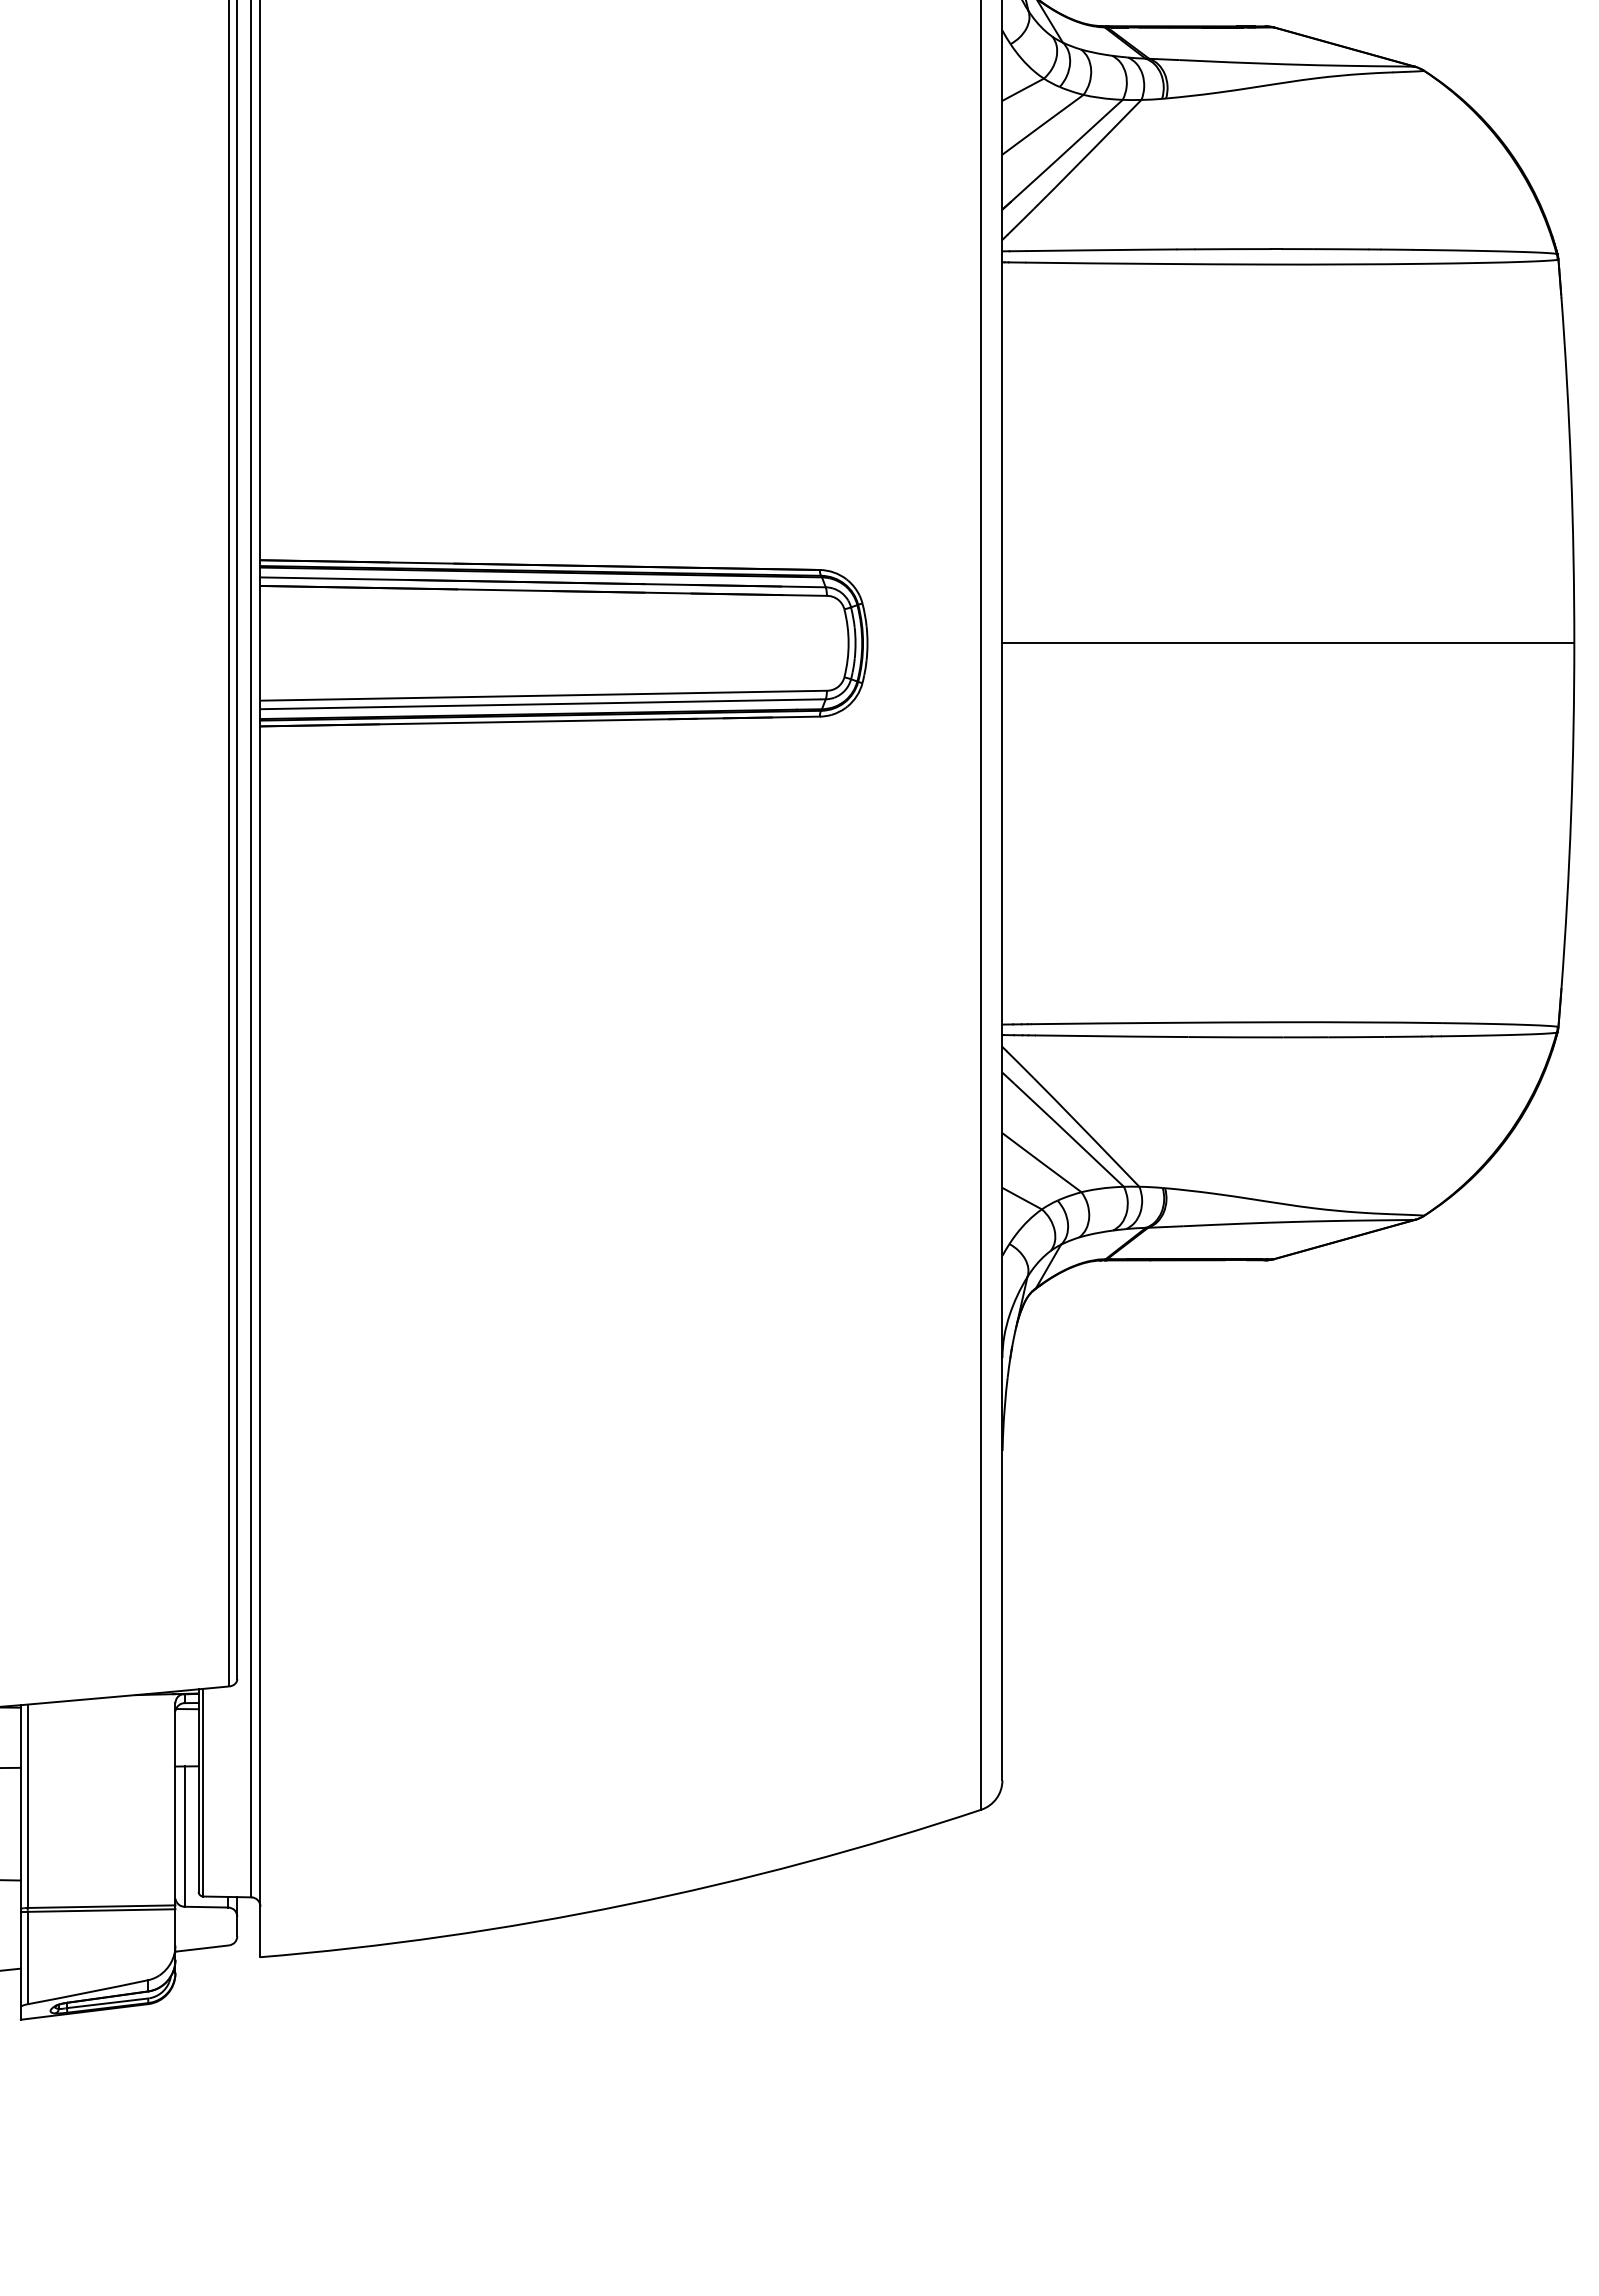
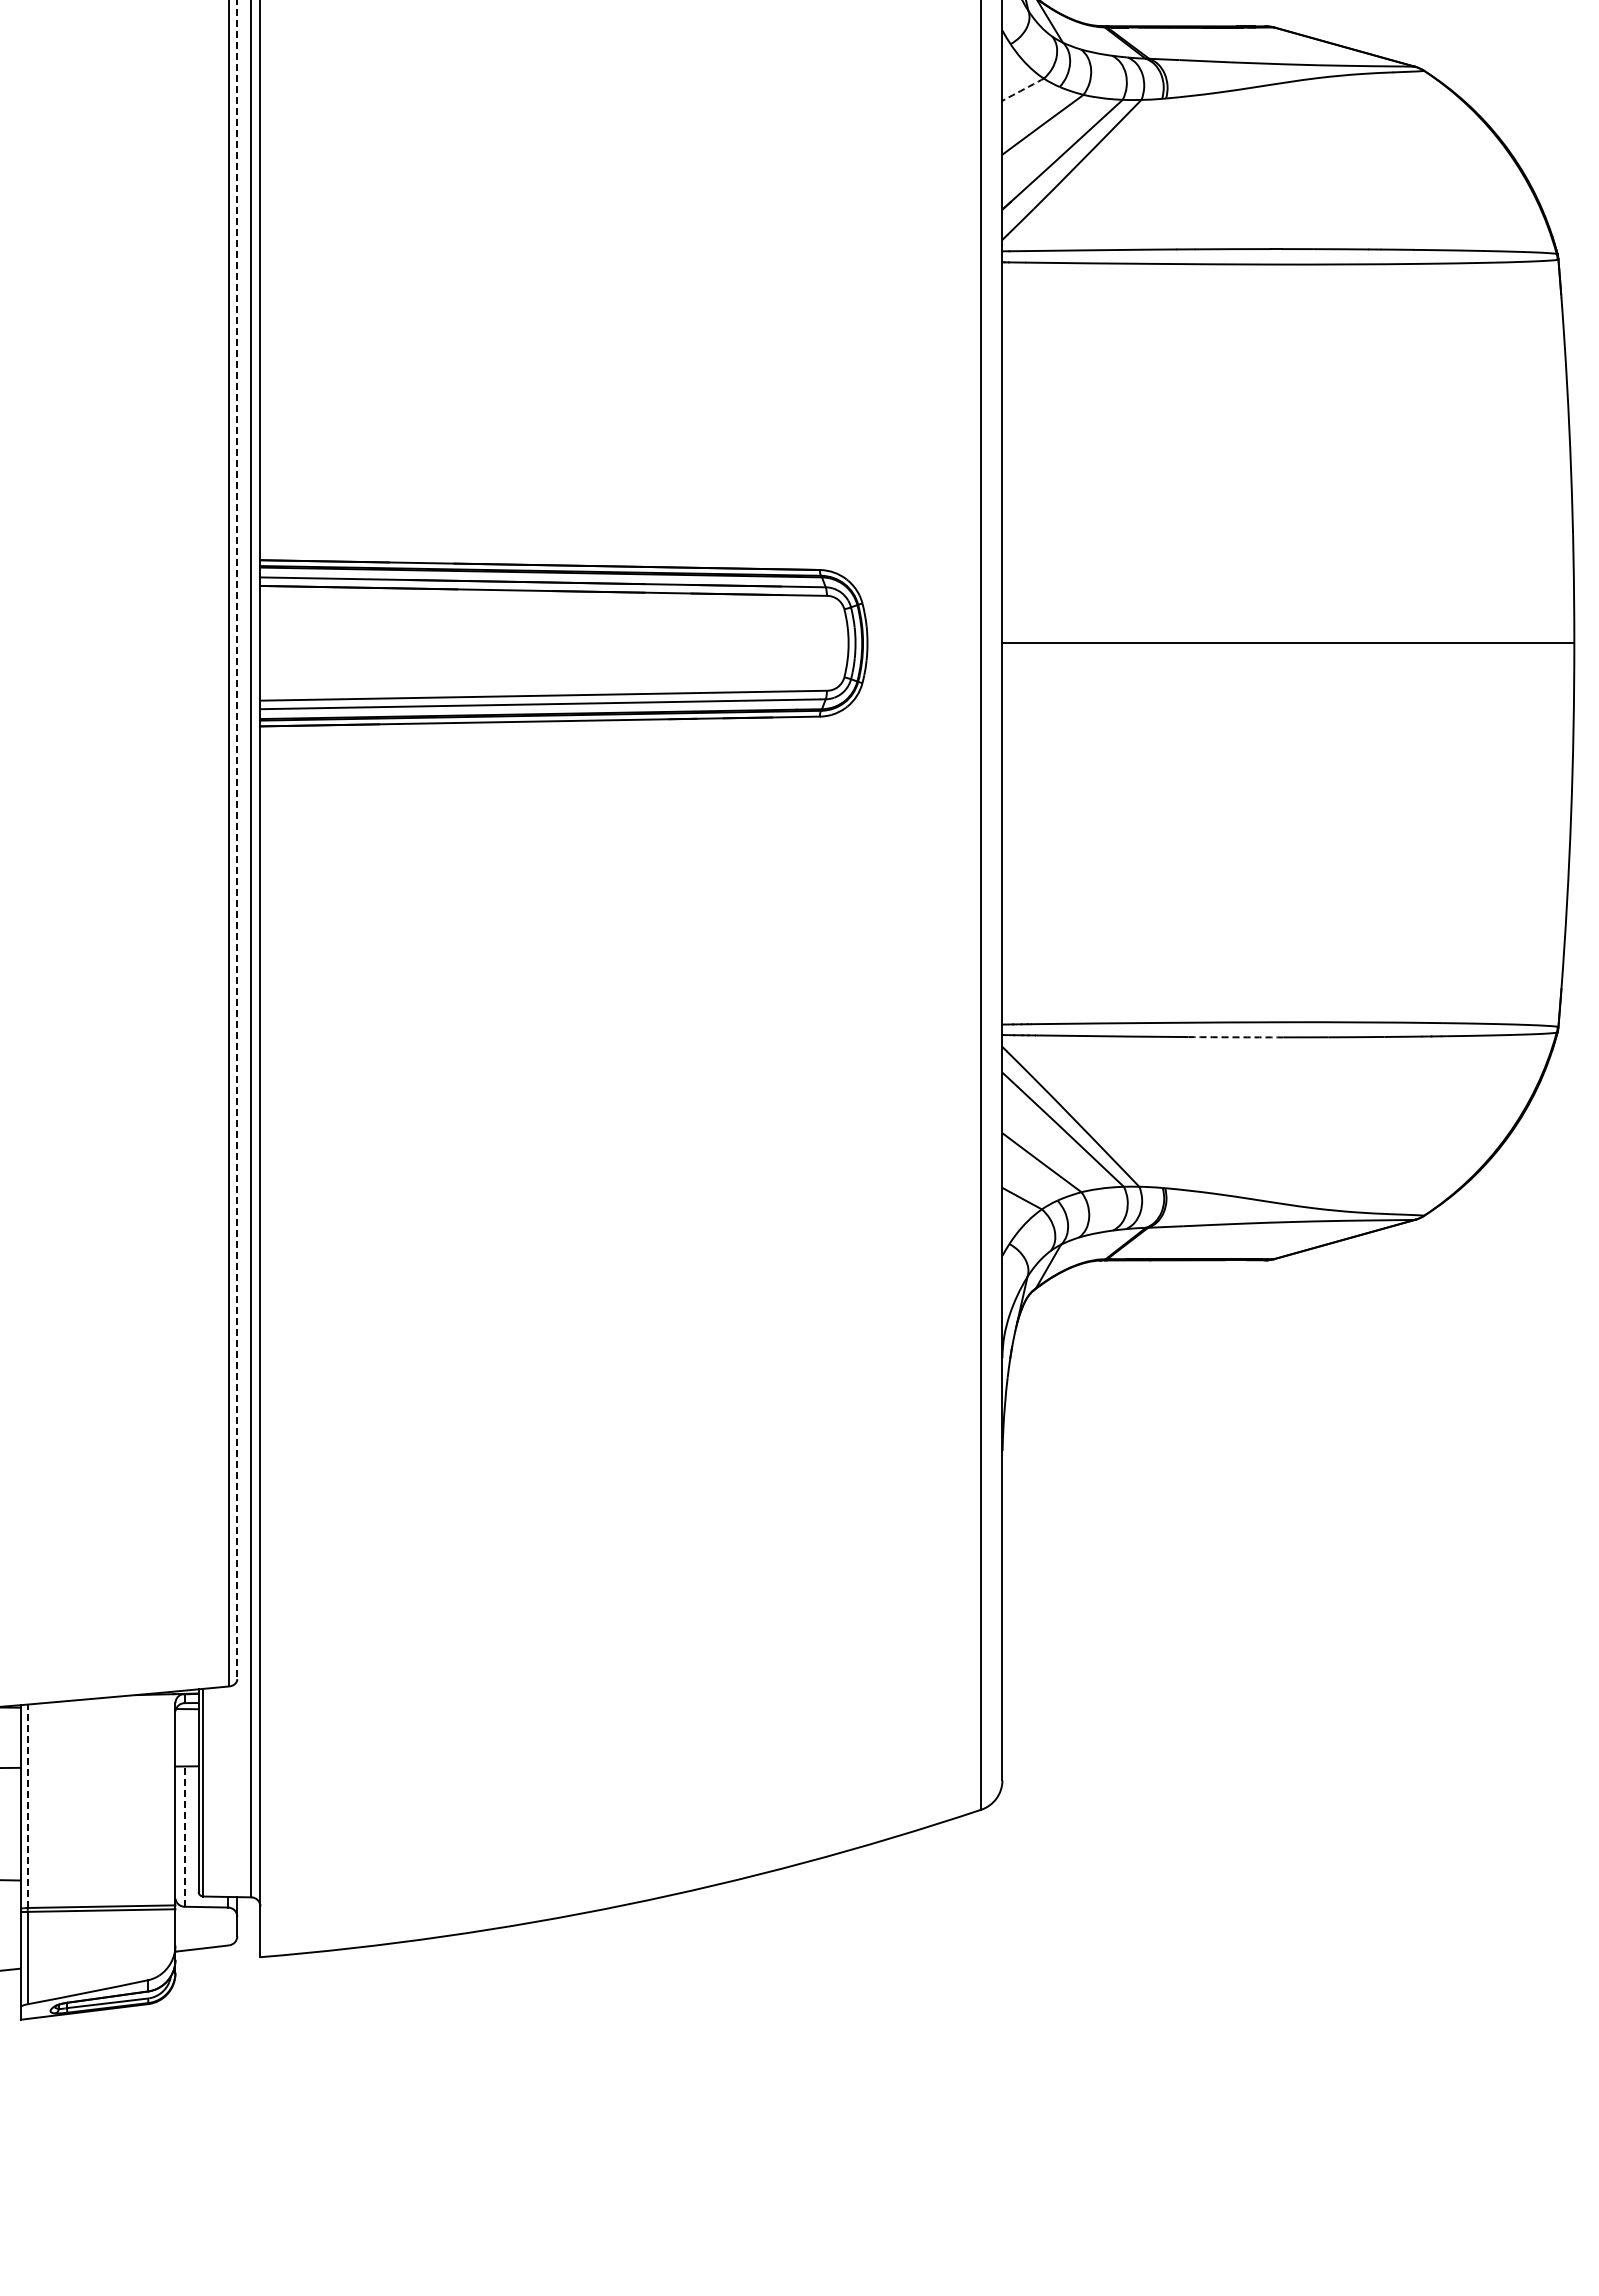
arc: solid -> dashed (1023, 89)
line: solid -> dashed (237, 840)
arc: solid -> dashed (1235, 1037)
line: solid -> dashed (27, 1806)
line: solid -> dashed (184, 1836)
